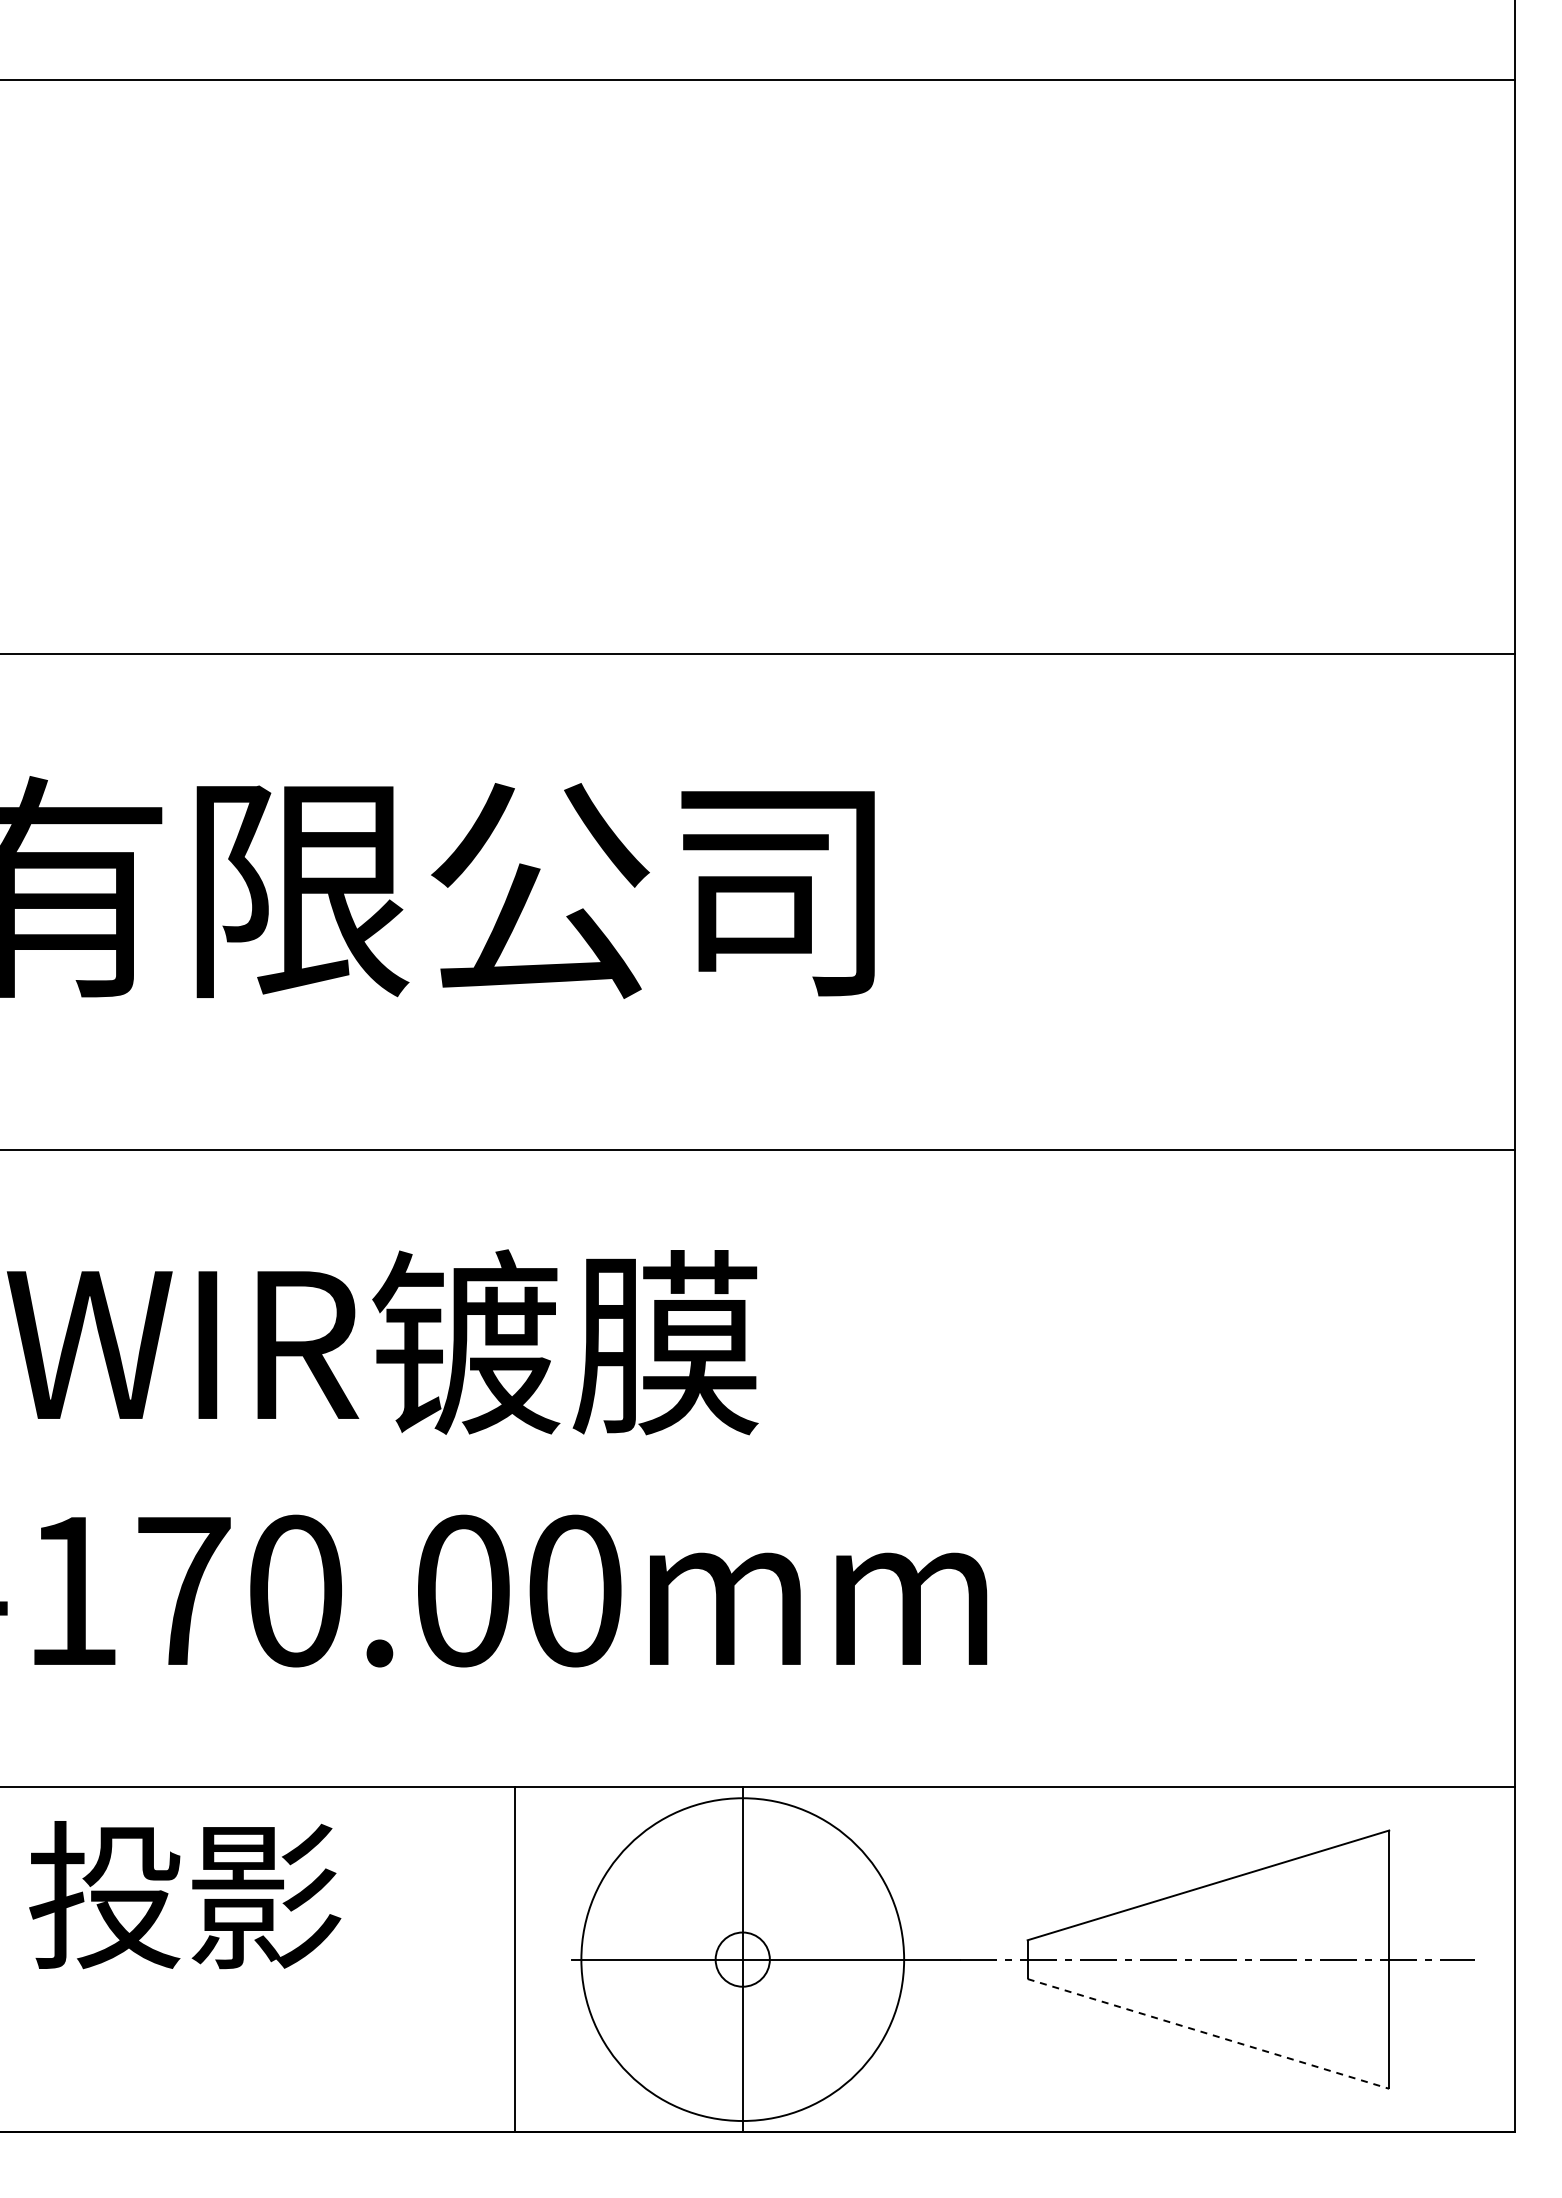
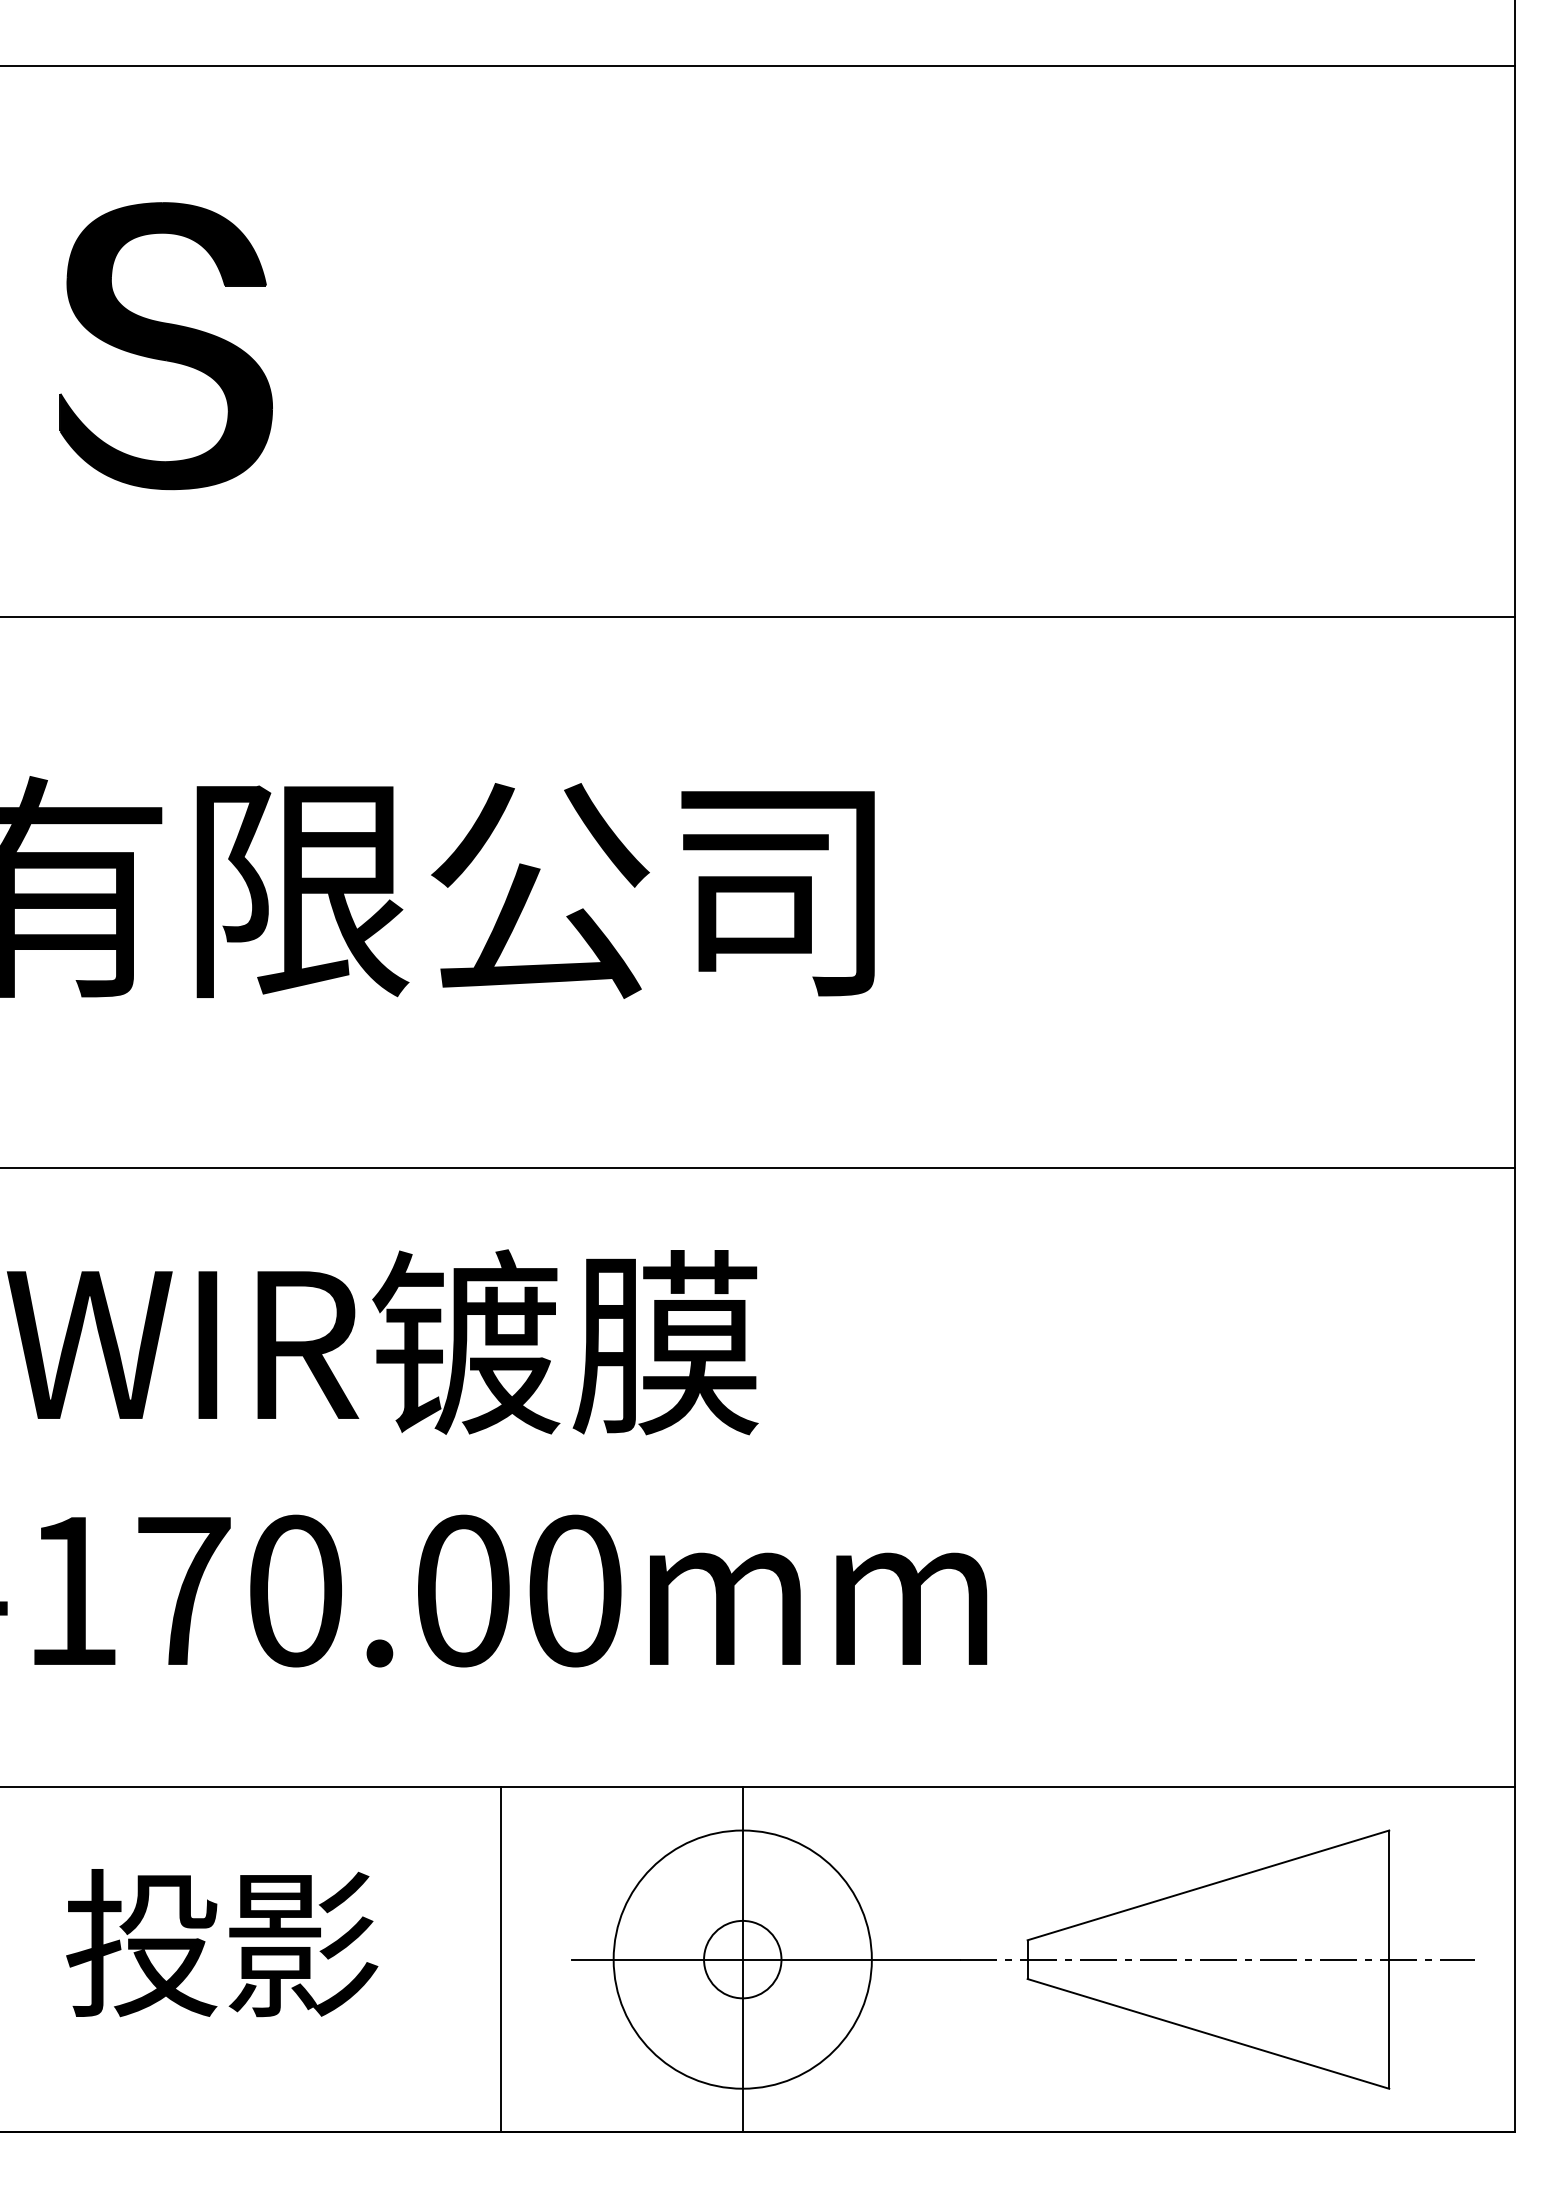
line position: (758, 79) -> (758, 65) (758, 65)
part: none -> present (165, 346)
line position: (758, 653) -> (758, 616) (758, 616)
line position: (758, 1149) -> (758, 1167) (758, 1167)
text position: (185, 1895) -> (222, 1943) (222, 1943)
line position: (514, 1959) -> (500, 1959) (500, 1959)
circle diameter: 323 px -> 258 px (742, 1959)
circle diameter: 54 px -> 77 px (742, 1959)
line: dashed -> solid (1208, 2033)
